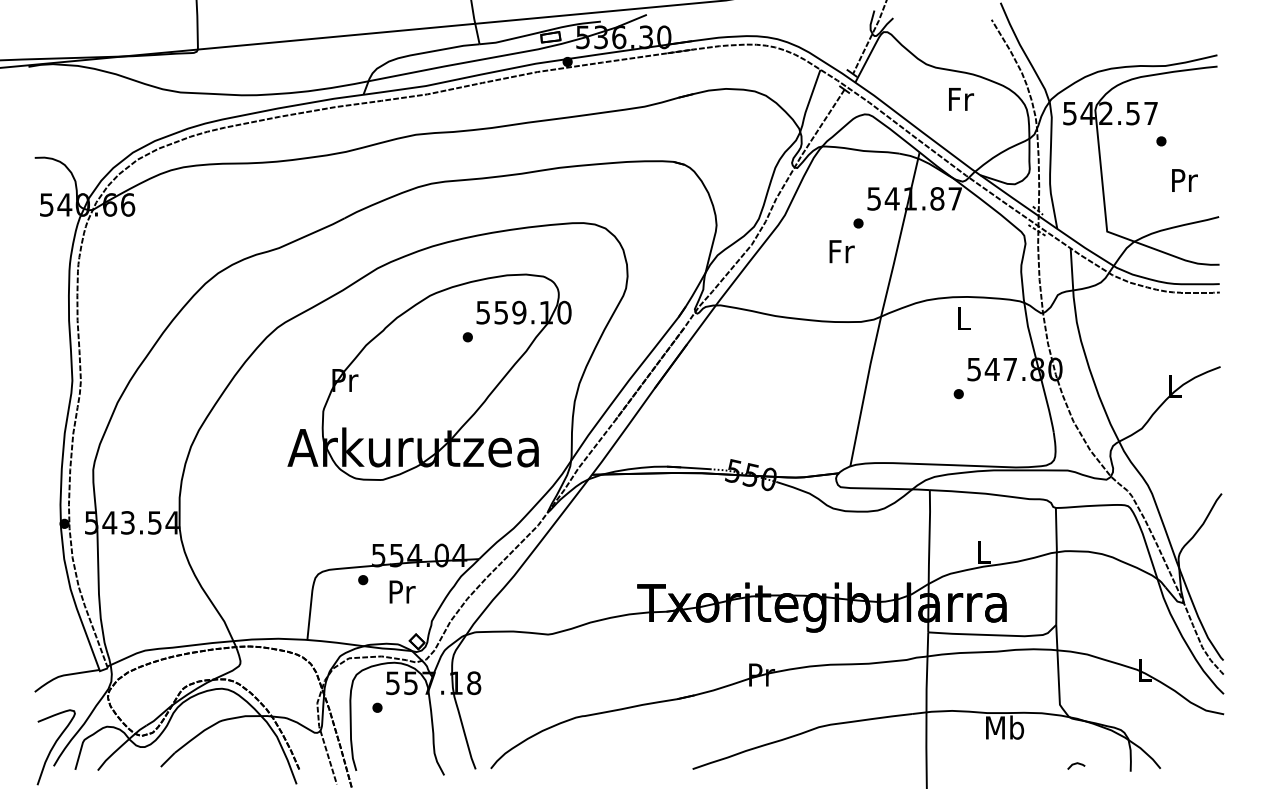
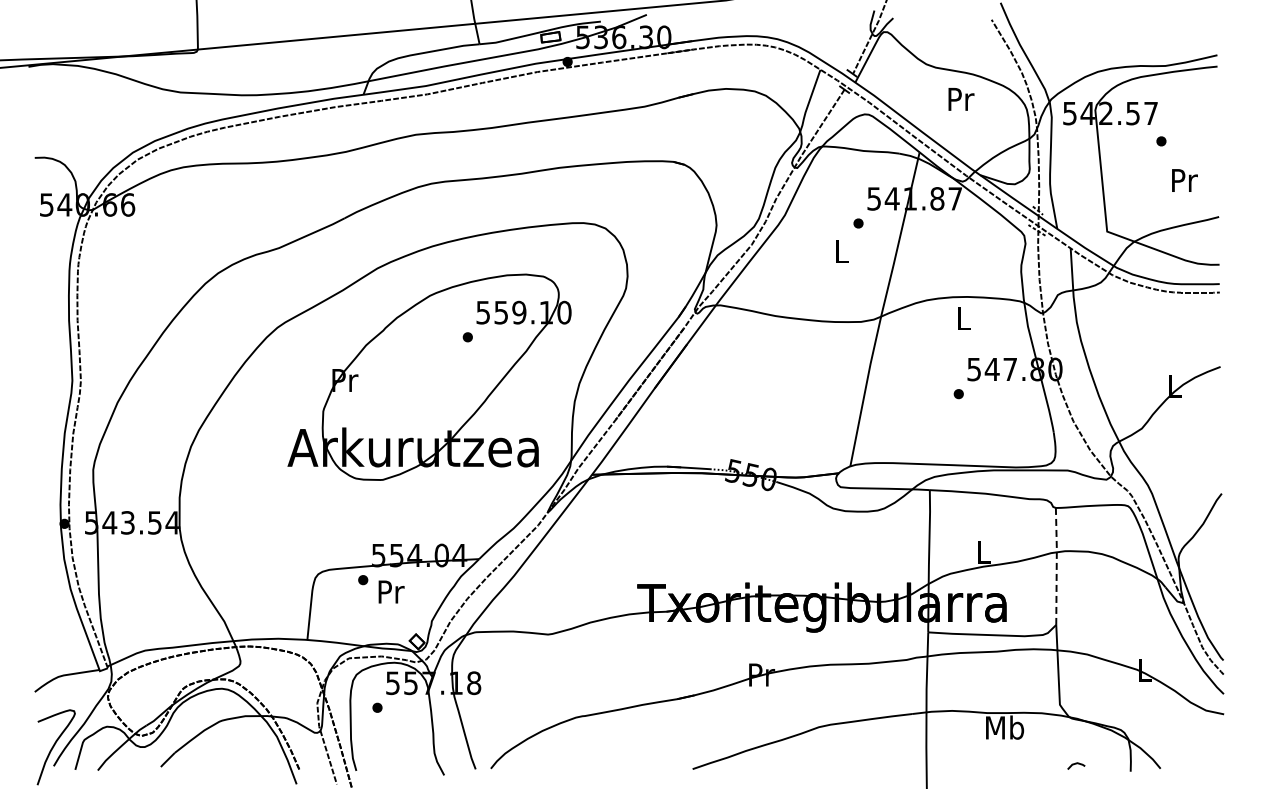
text: Fr -> Pr (961, 98)
text: Fr -> L (841, 251)
line: solid -> dashed (1056, 565)
text position: (402, 591) -> (391, 591) (391, 591)
